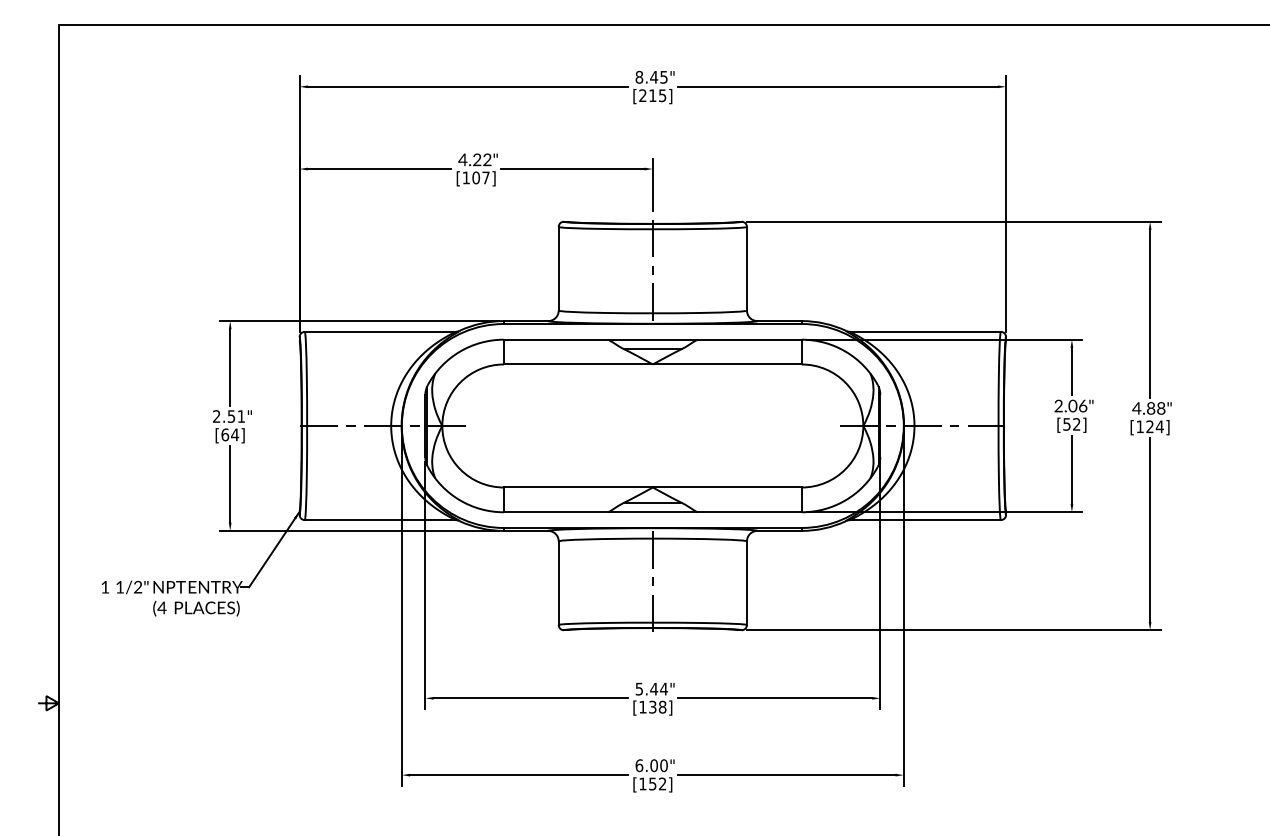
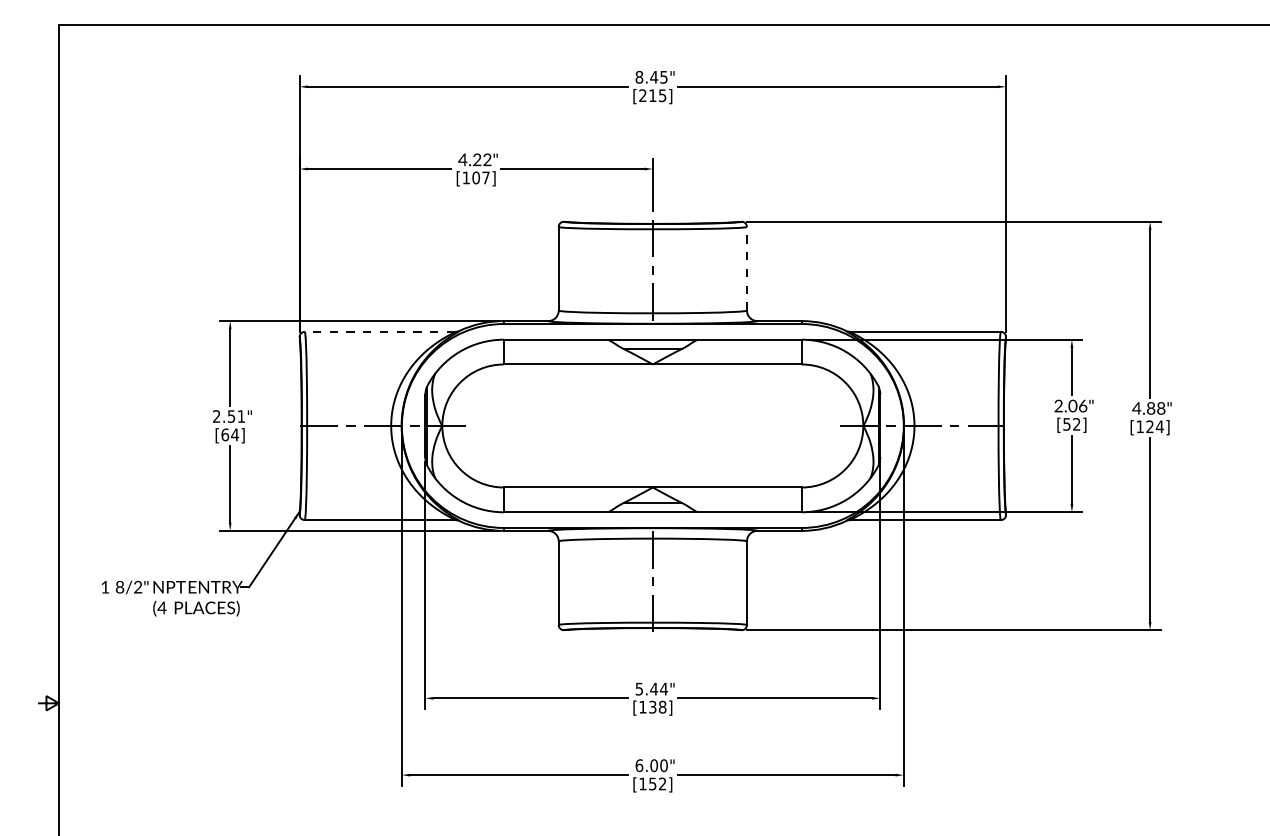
line: solid -> dashed (746, 268)
line: solid -> dashed (379, 331)
text: 1/2" -> 8/2" (119, 586)
